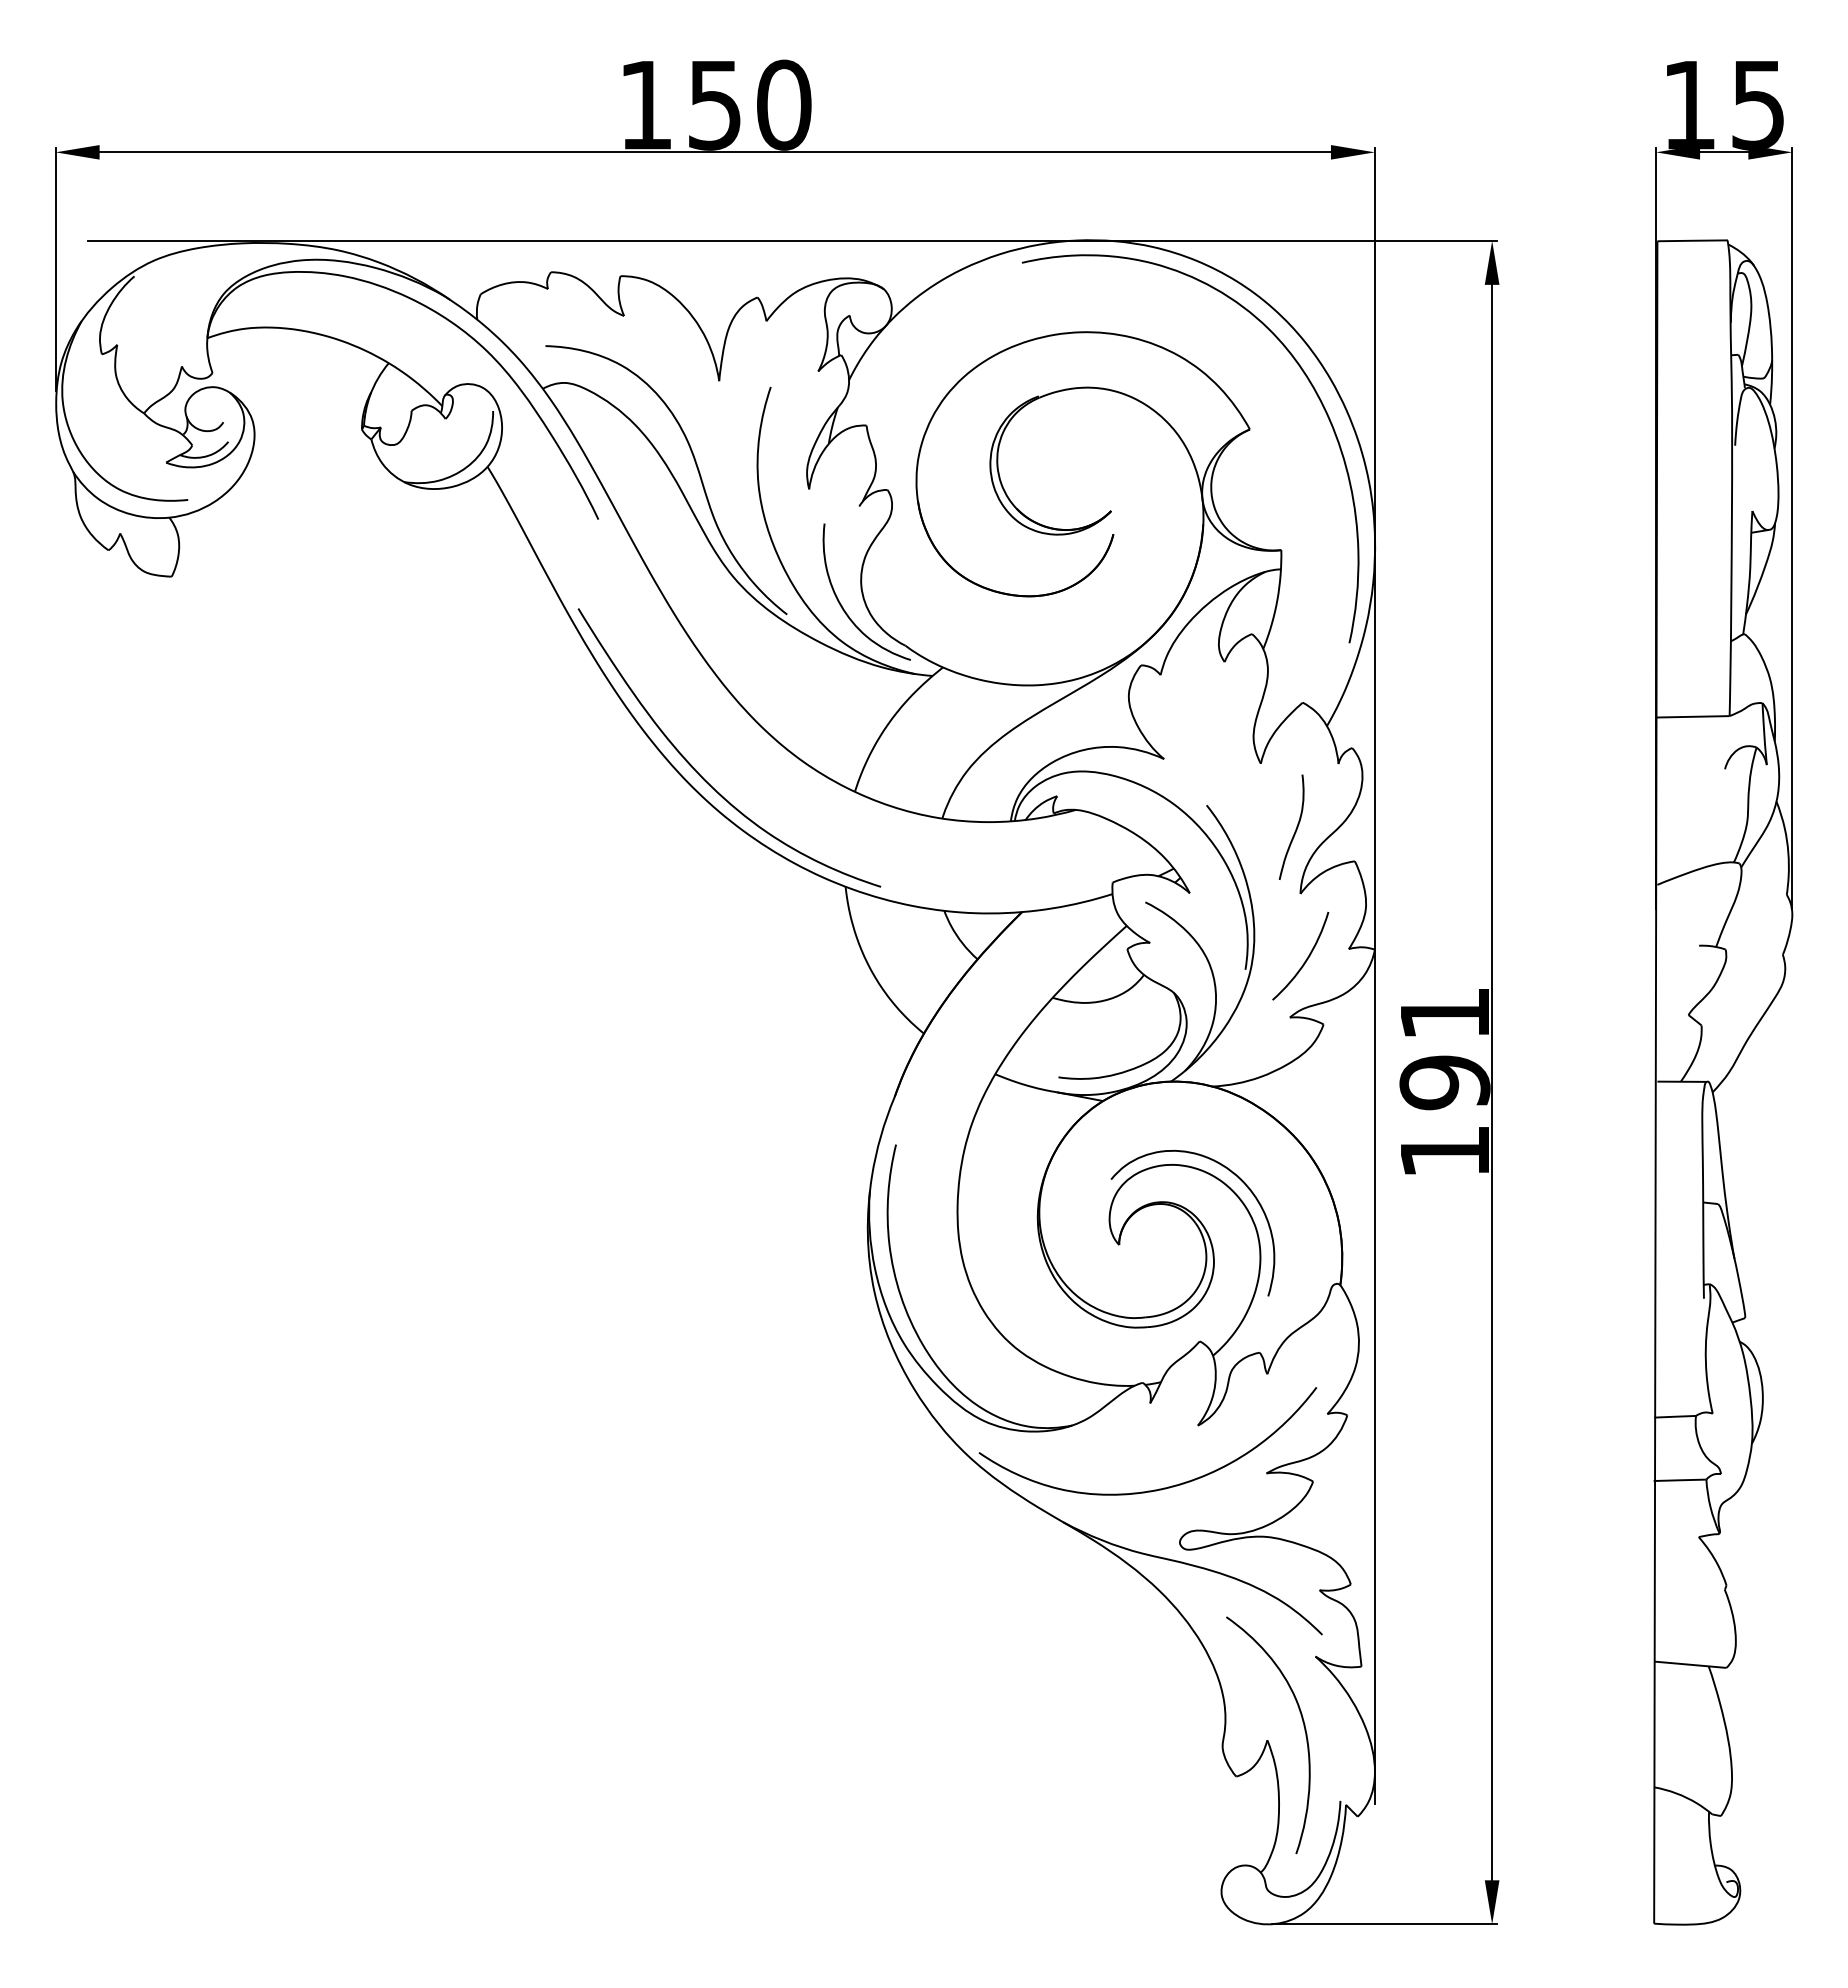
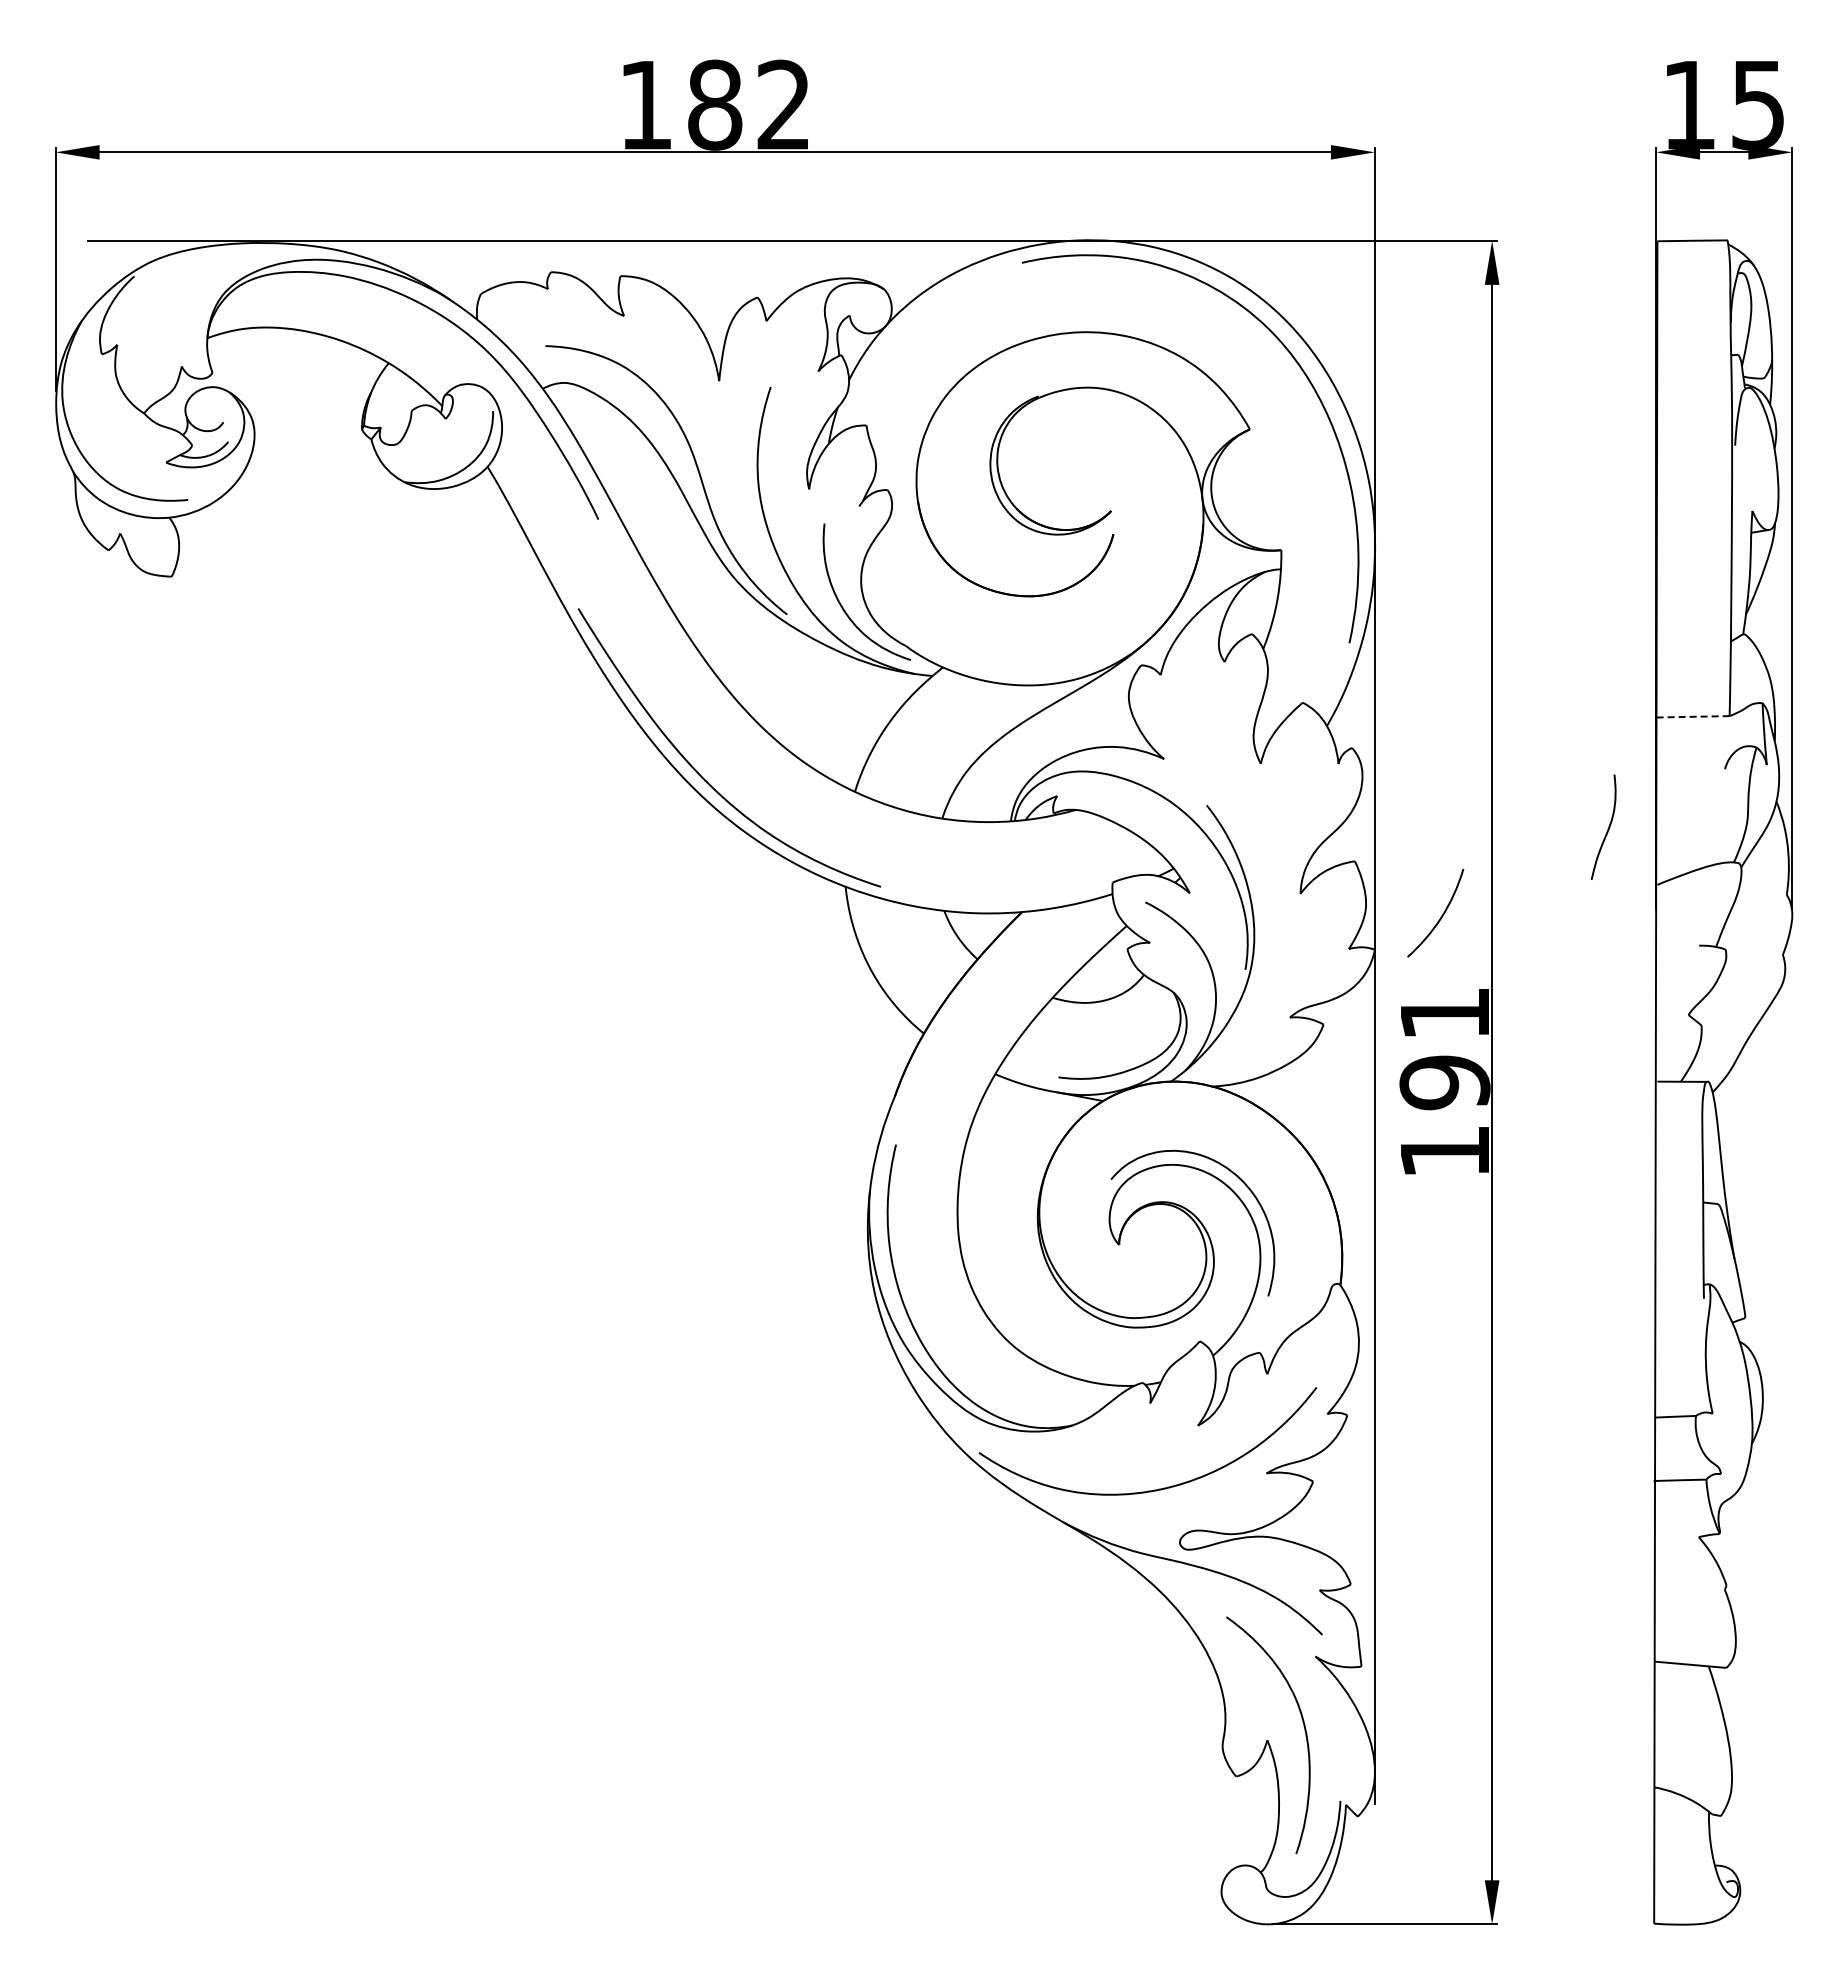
text: 150 -> 182 (749, 104)
line: solid -> dashed (1693, 716)
curve position: (1296, 826) -> (1608, 826) (1608, 826)
curve position: (1306, 958) -> (1441, 915) (1441, 915)
